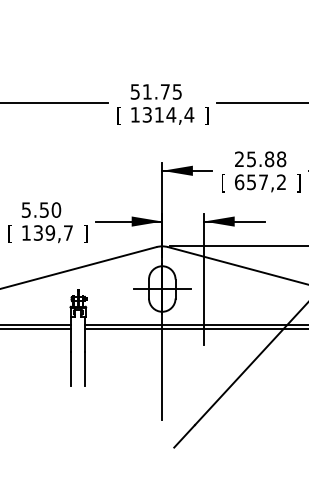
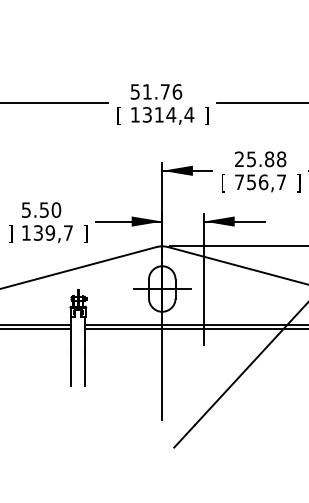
text: 51.75 -> 51.76 (177, 91)
text: 657,2 -> 756,7 (260, 182)
text: [ -> ] (10, 233)
